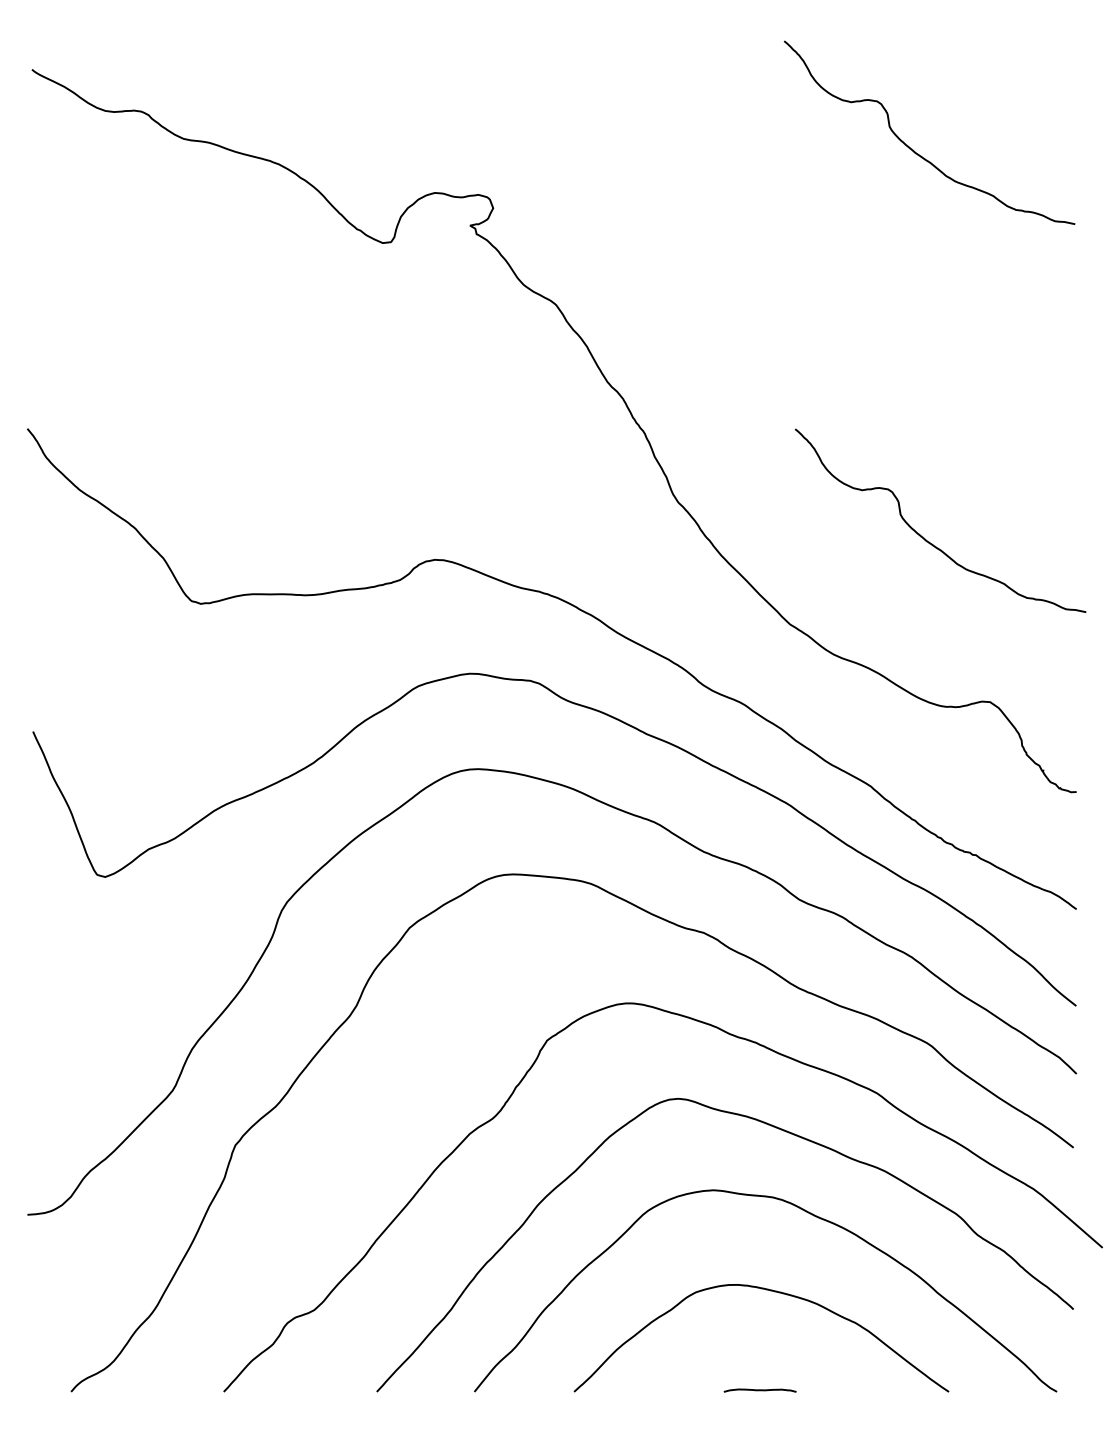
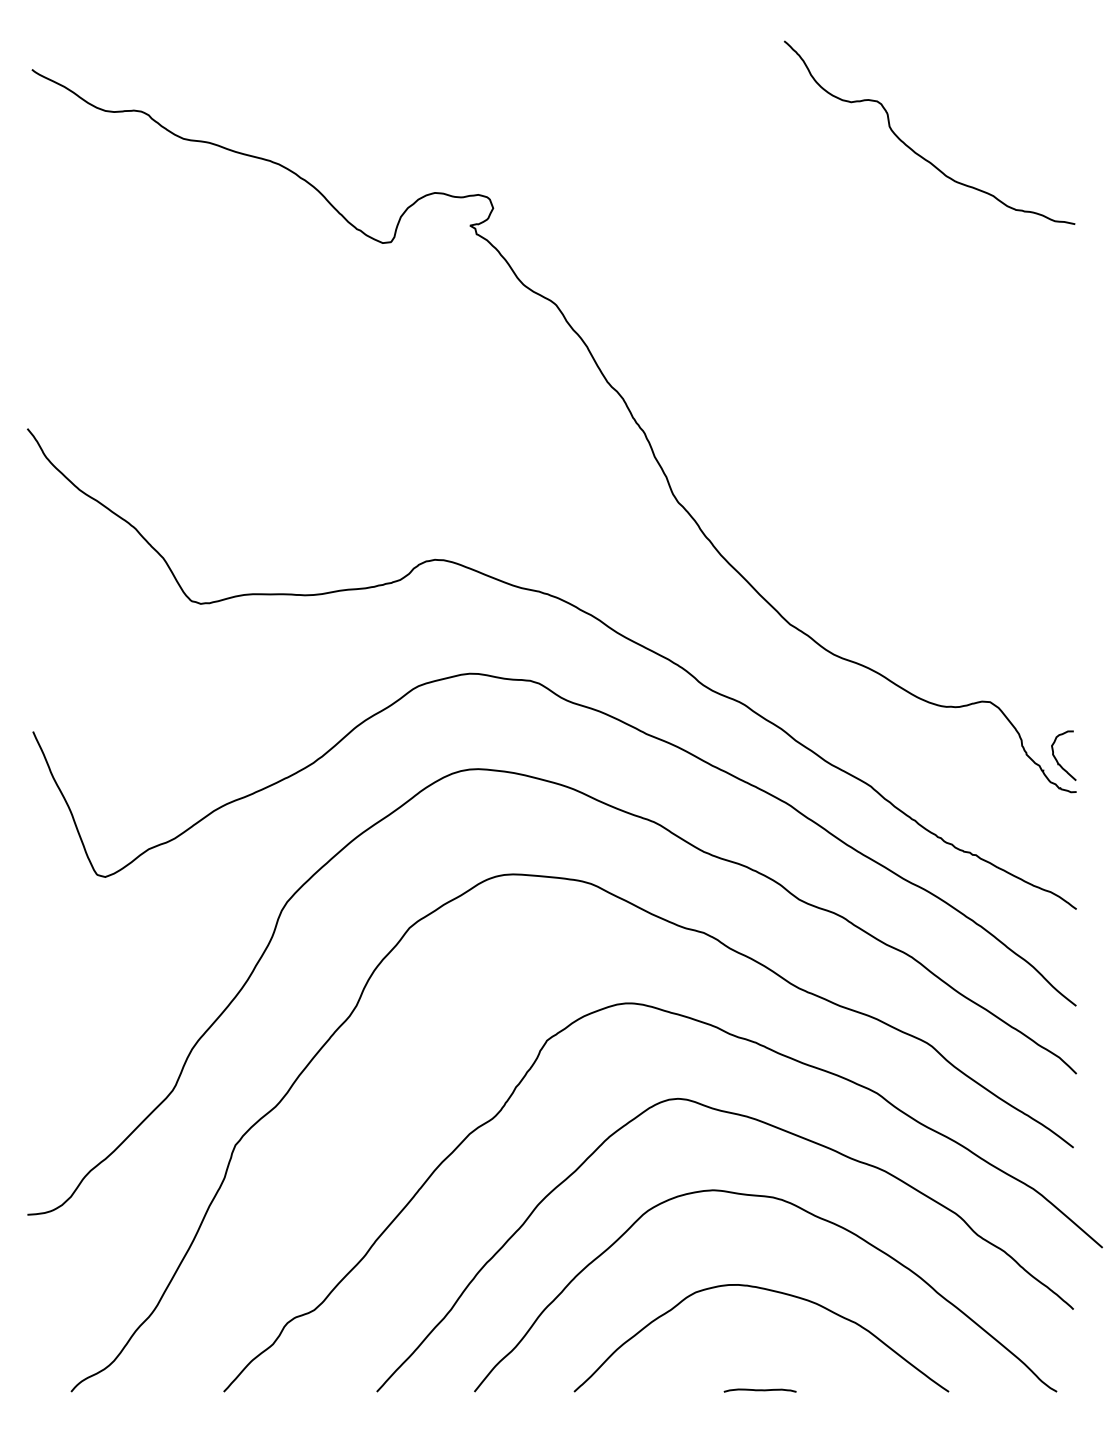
curve: present -> none (924, 537)
curve: none -> present (1057, 759)
